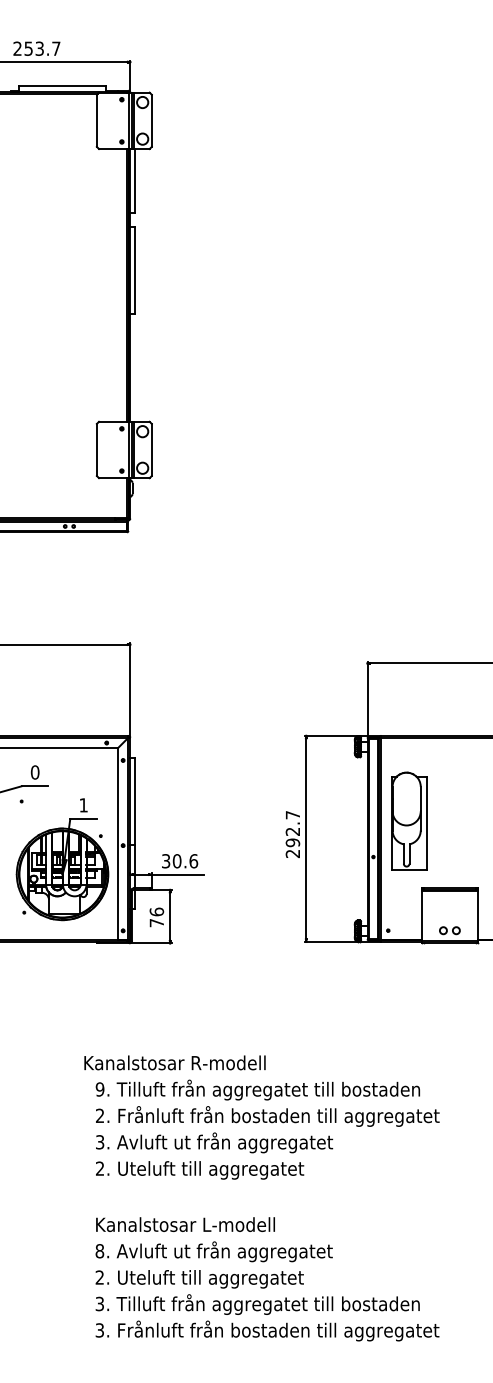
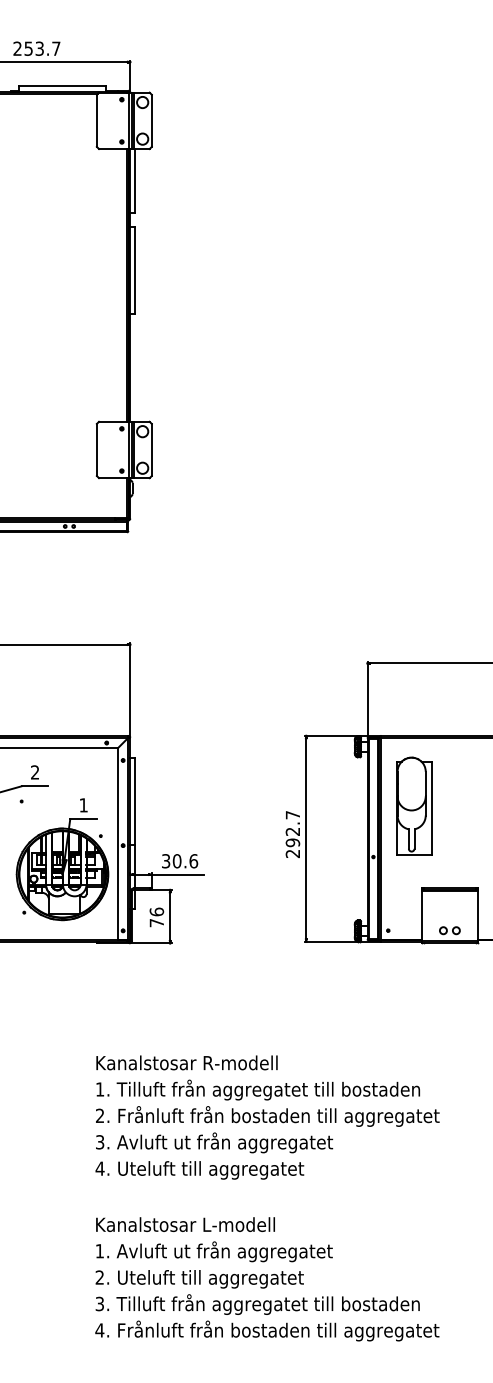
text: 0 -> 2 (34, 772)
part position: (409, 820) -> (414, 805) (414, 805)
text position: (174, 1062) -> (186, 1062) (186, 1062)
text: 9. -> 1. (99, 1089)
text: 2. -> 4. (99, 1168)
text: 8. -> 1. (99, 1251)
text: 3. -> 4. (99, 1330)
